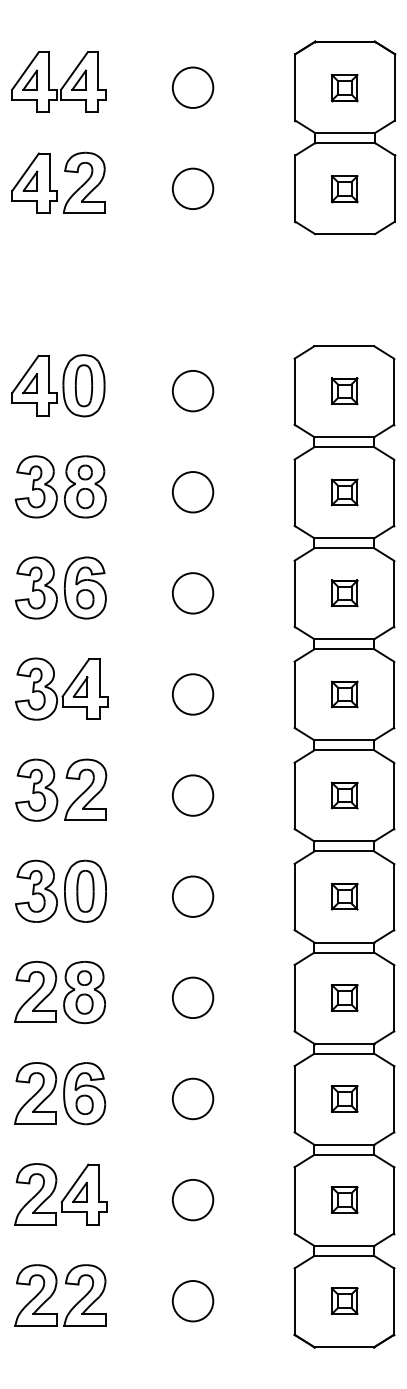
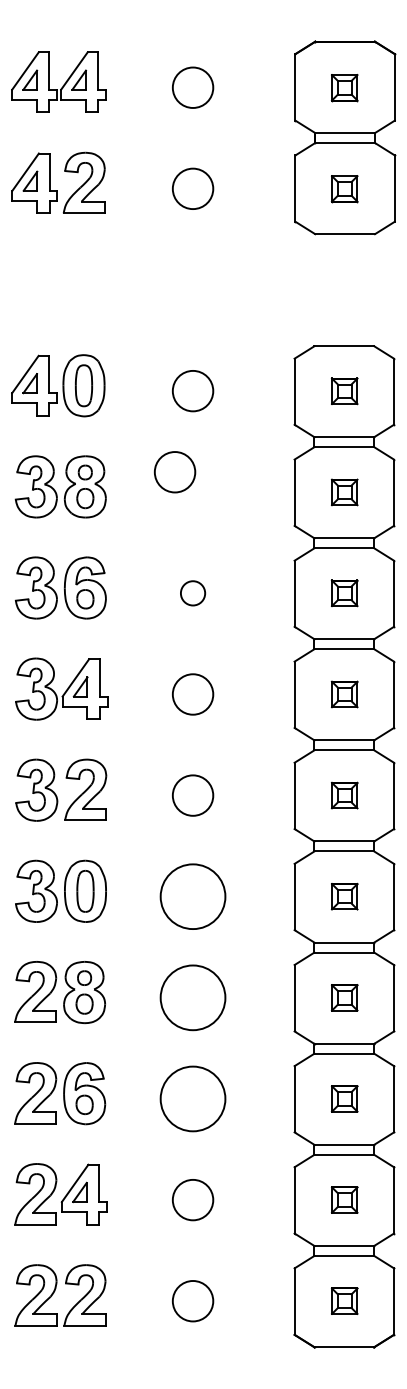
circle position: (193, 492) -> (175, 472) (175, 472)
circle diameter: 40 px -> 24 px (192, 593)
circle diameter: 40 px -> 65 px (192, 896)
circle diameter: 40 px -> 65 px (192, 997)
circle diameter: 40 px -> 65 px (192, 1098)
